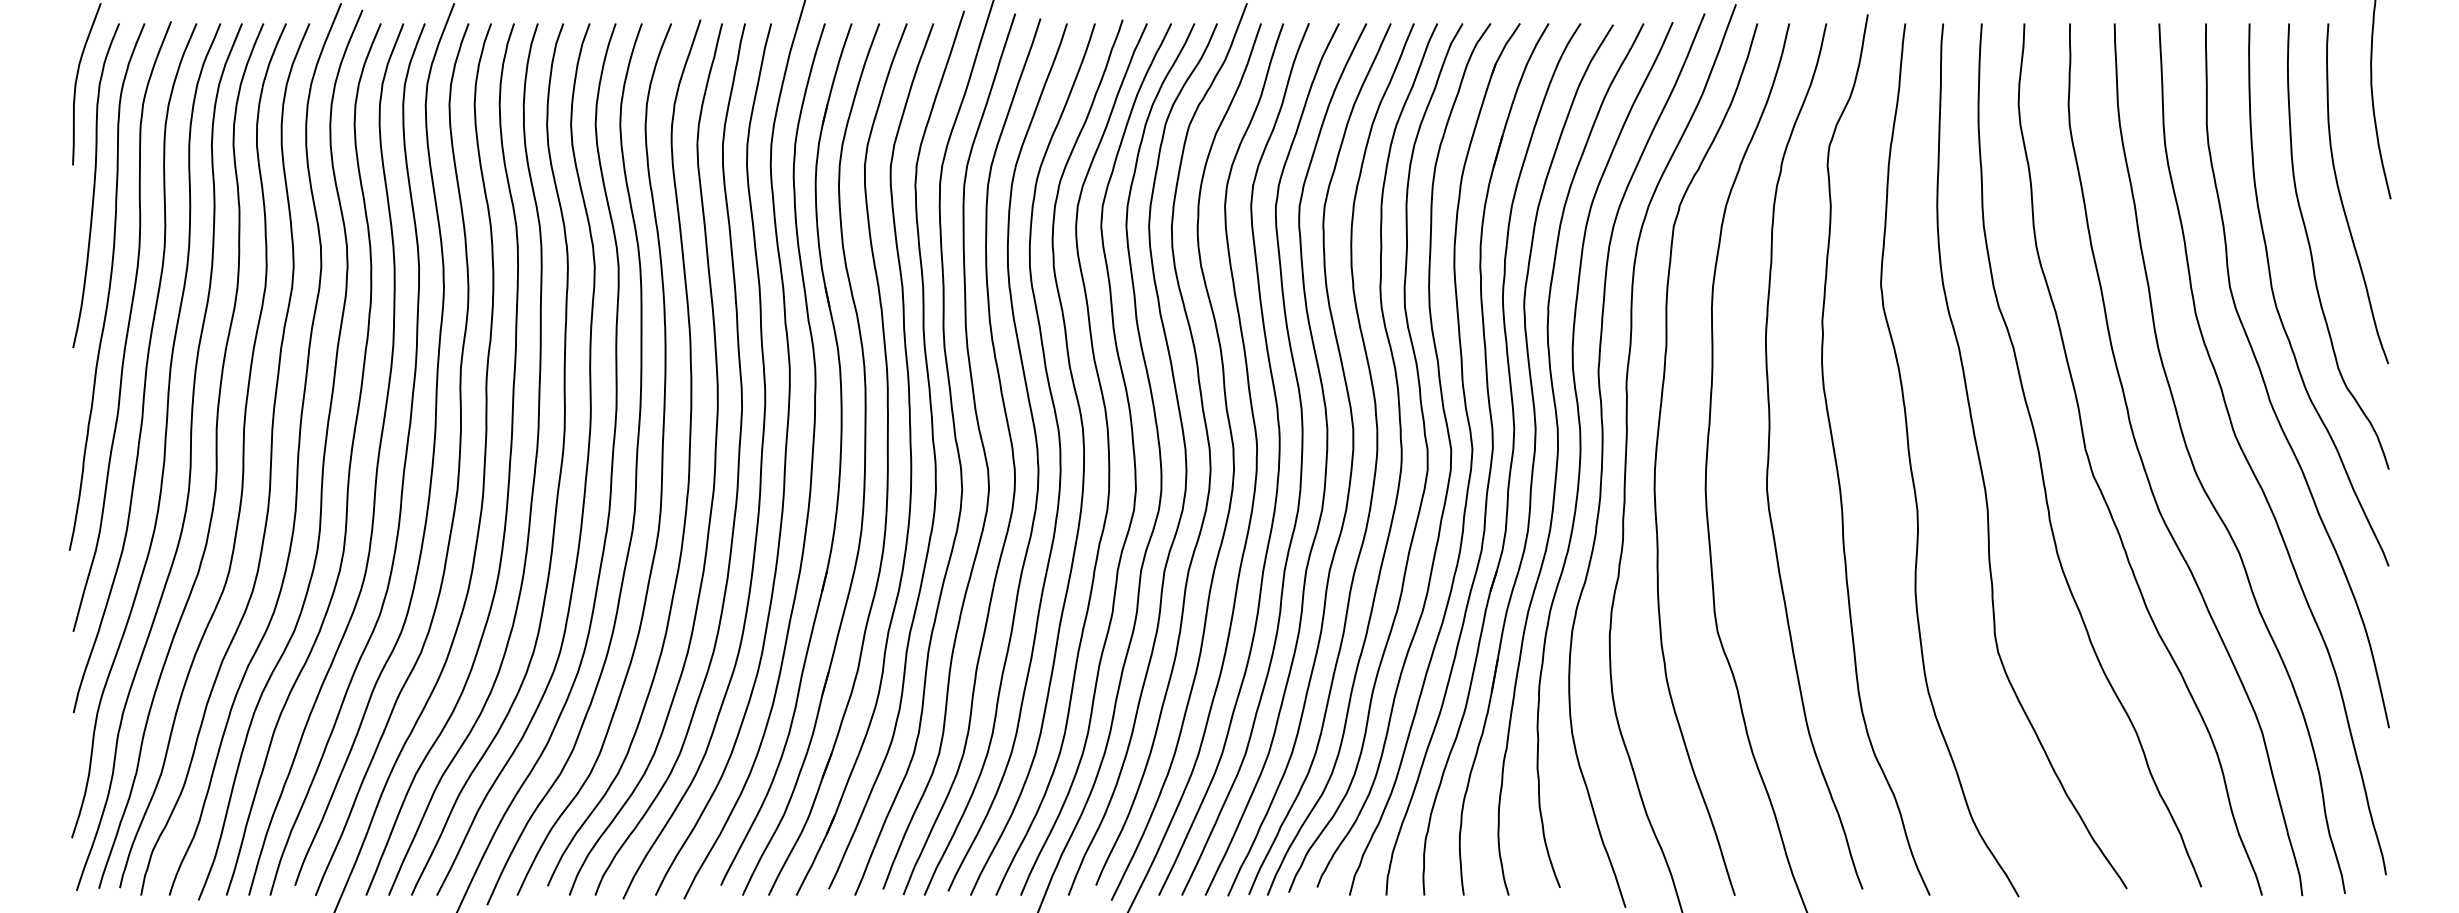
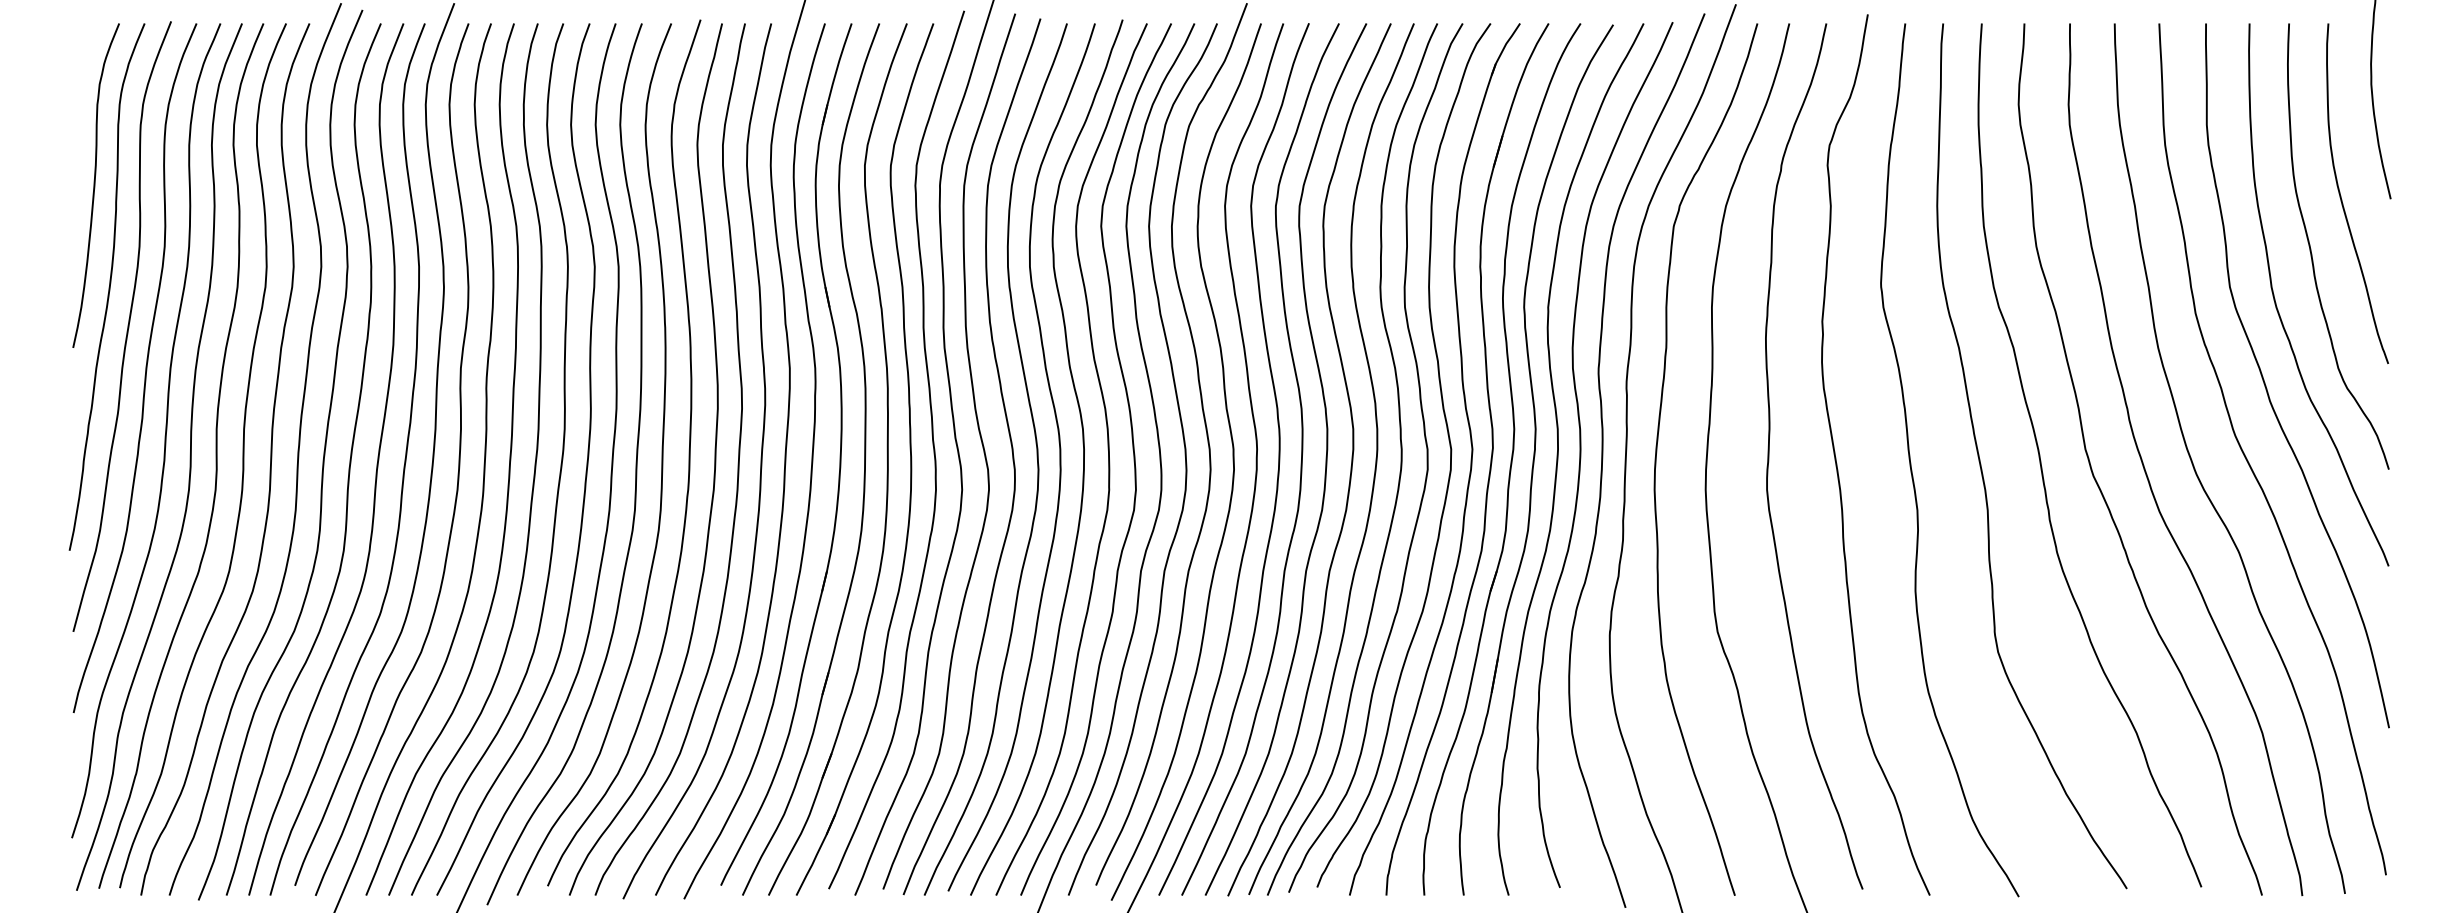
curve: present -> none (77, 80)
